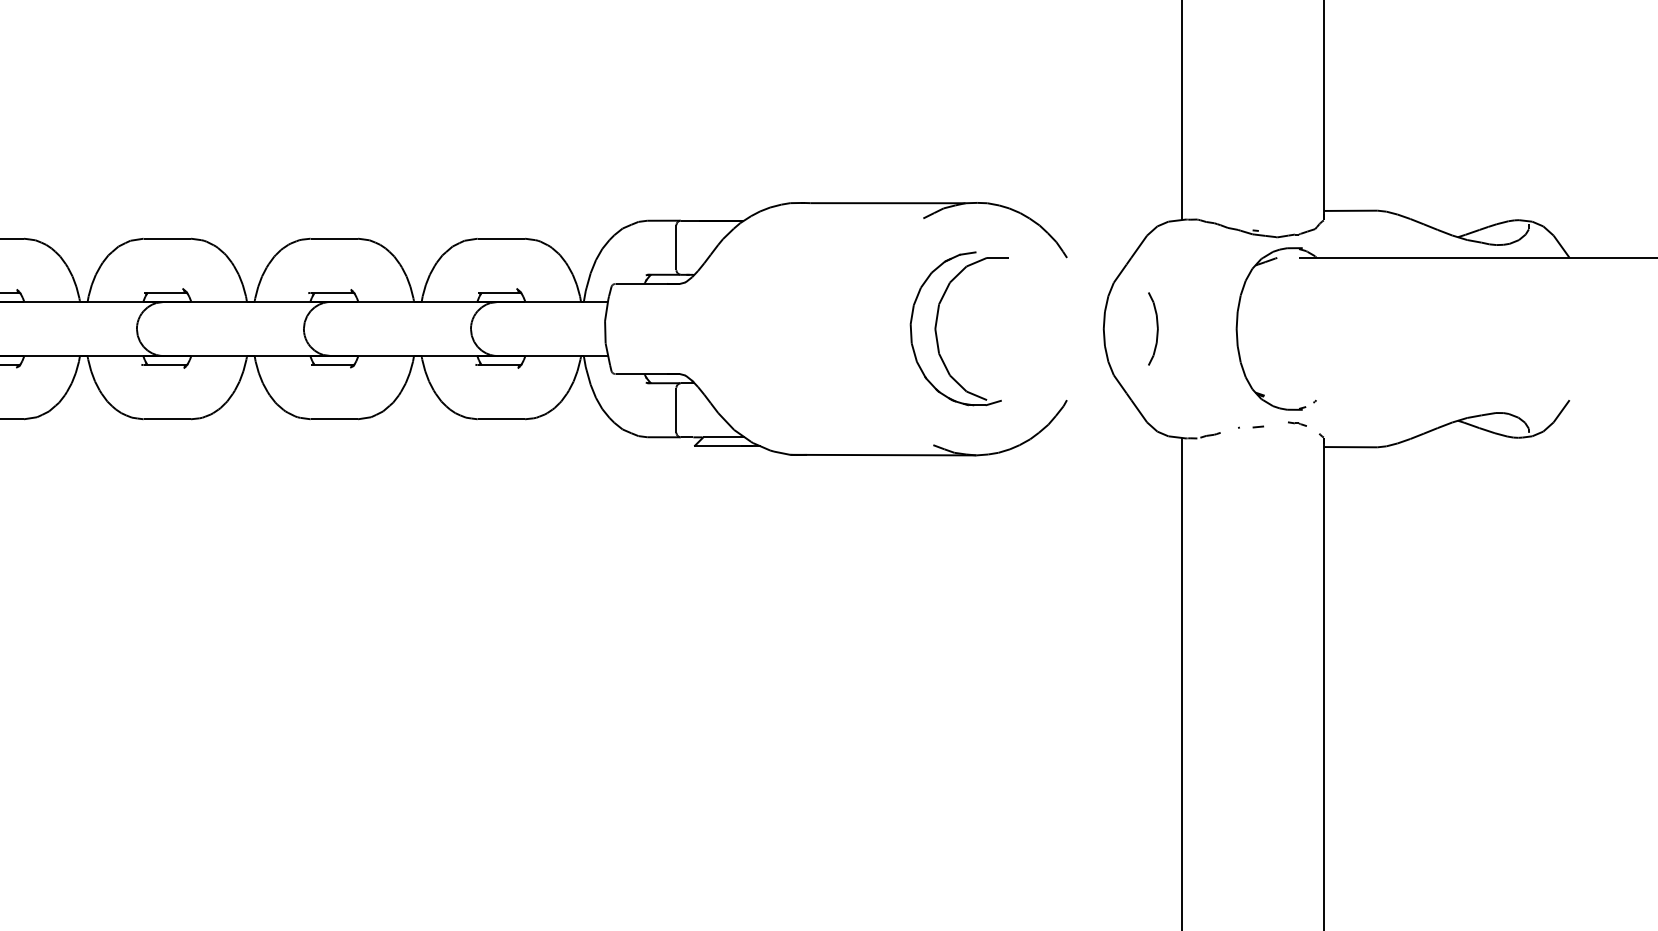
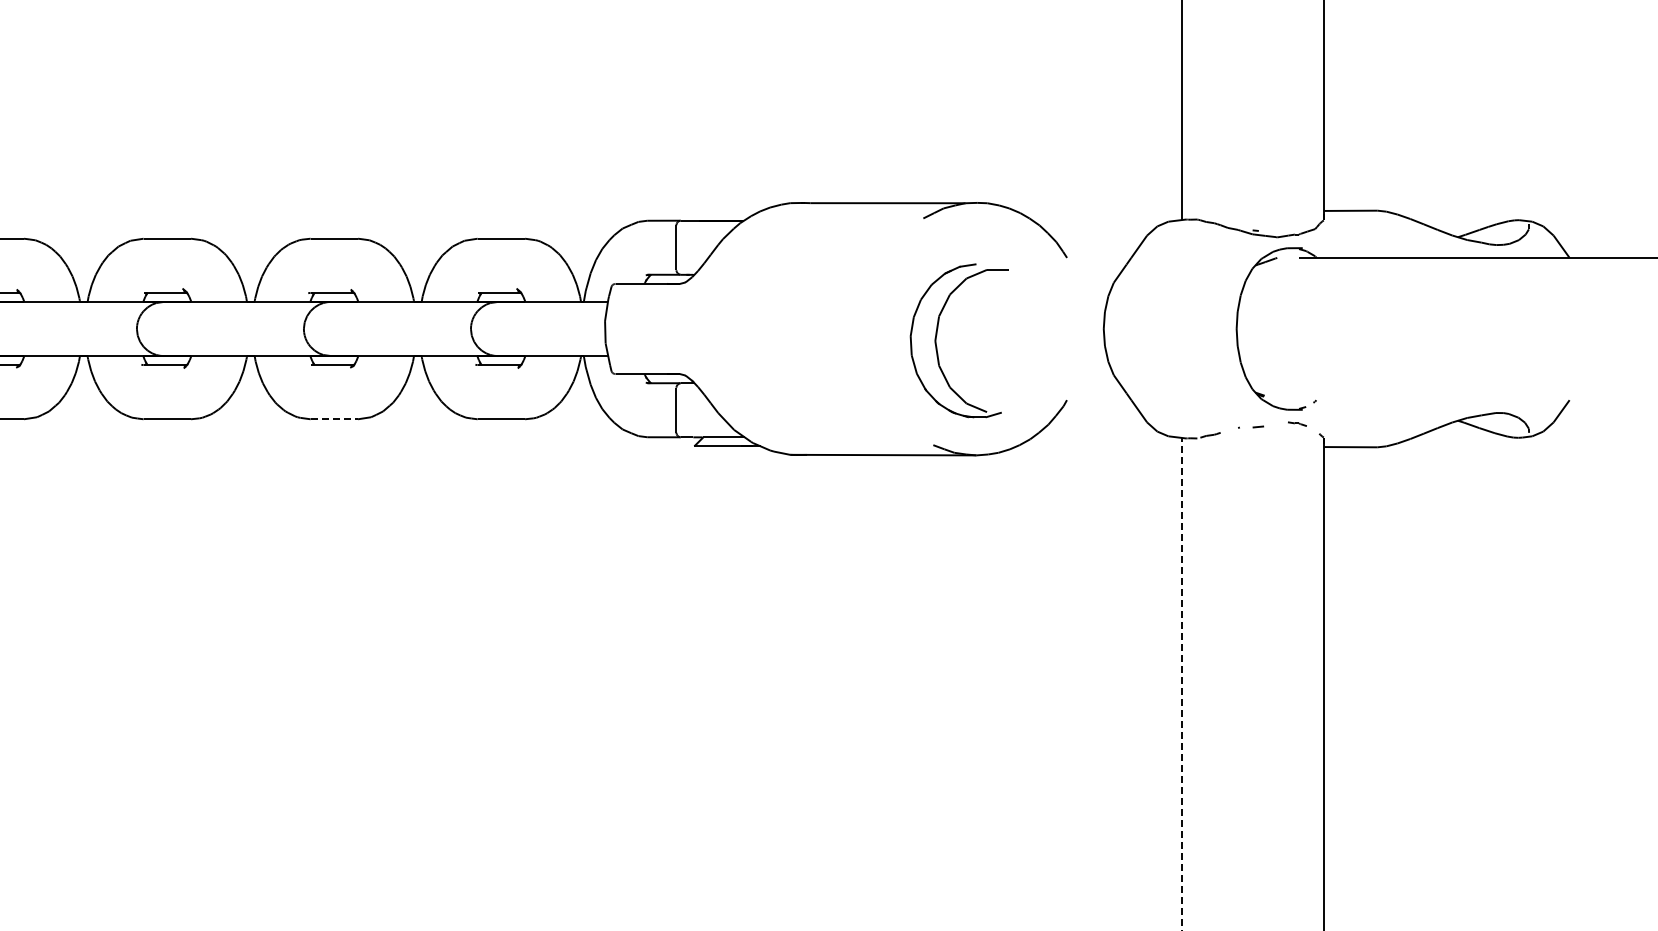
part position: (937, 323) -> (937, 335) (937, 335)
part: present -> none (1153, 328)
line: solid -> dashed (334, 419)
line: solid -> dashed (1181, 683)
